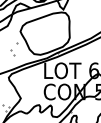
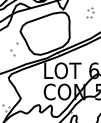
part: none -> present (90, 12)
